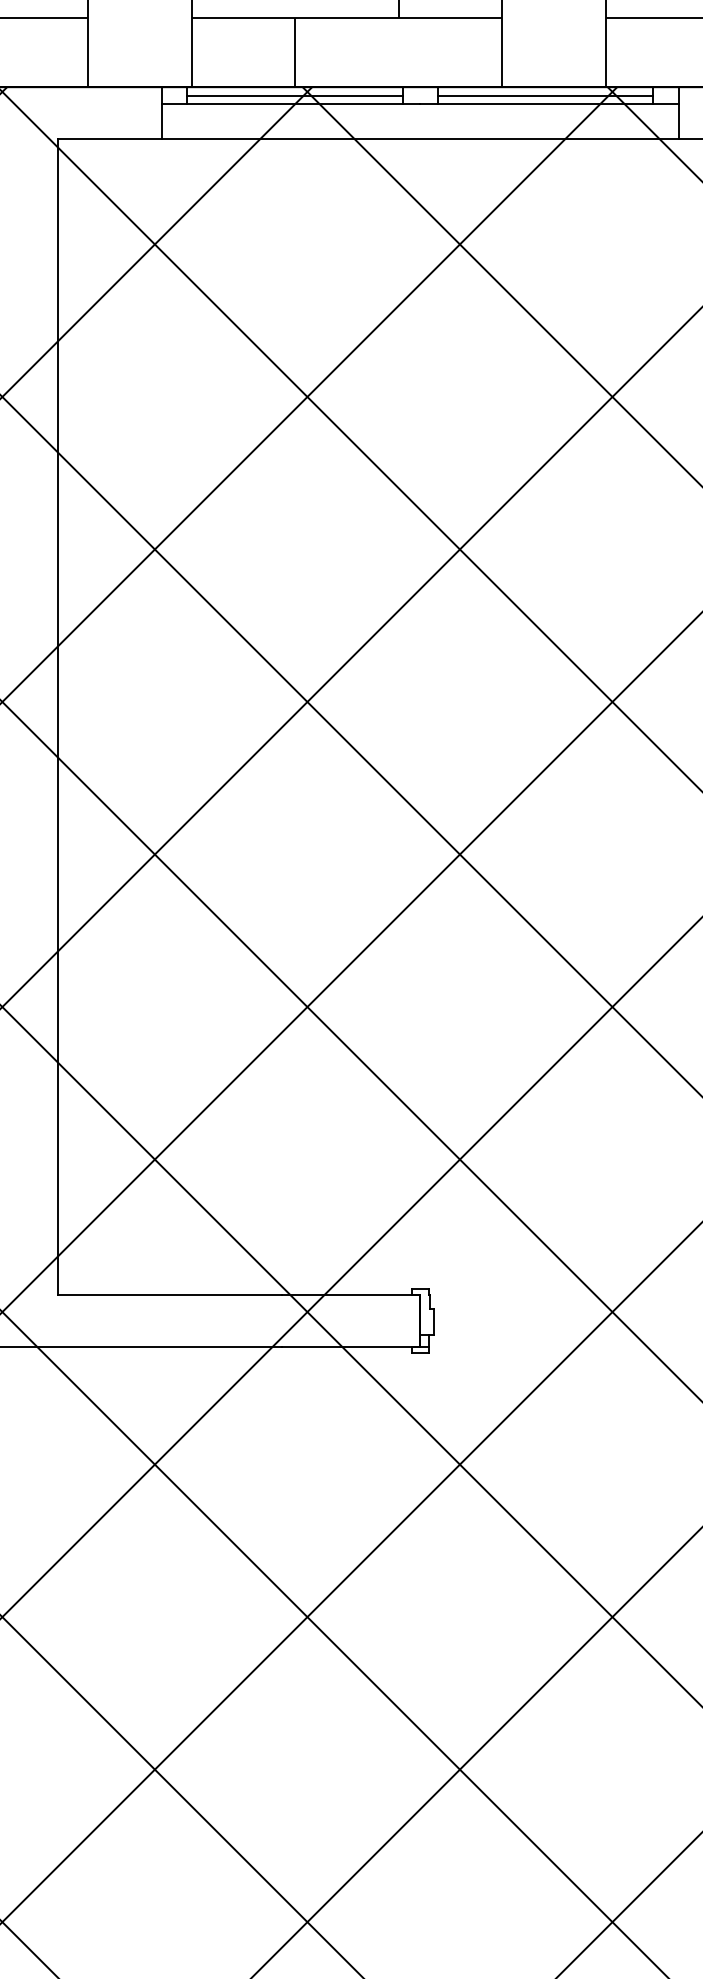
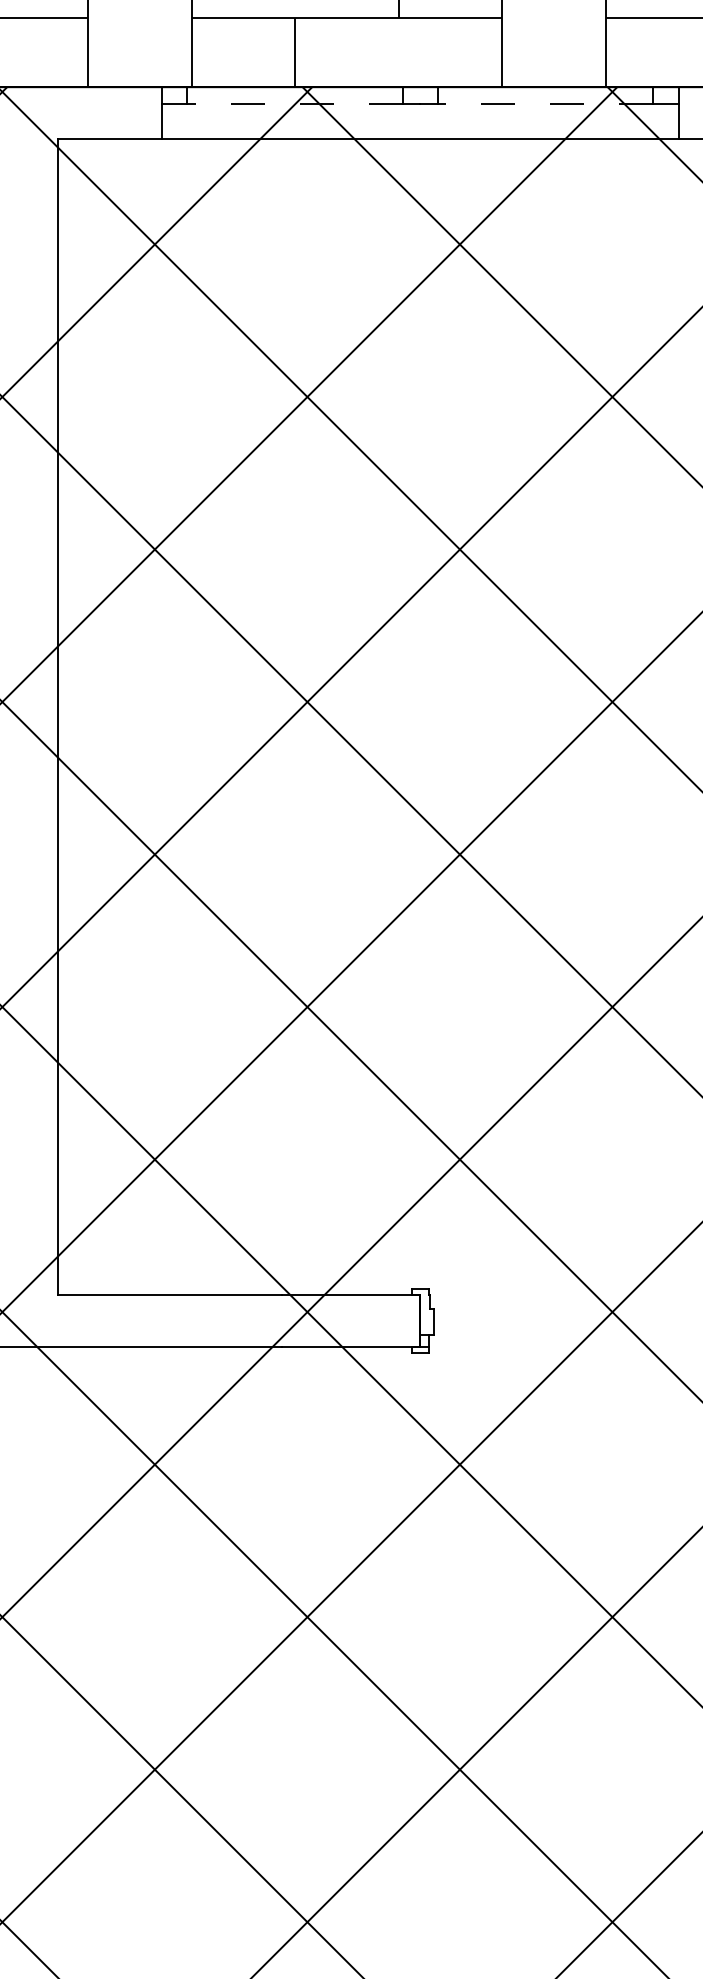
line: present -> none (295, 95)
line: present -> none (545, 95)
line: solid -> dashed (295, 104)
line: solid -> dashed (545, 104)
